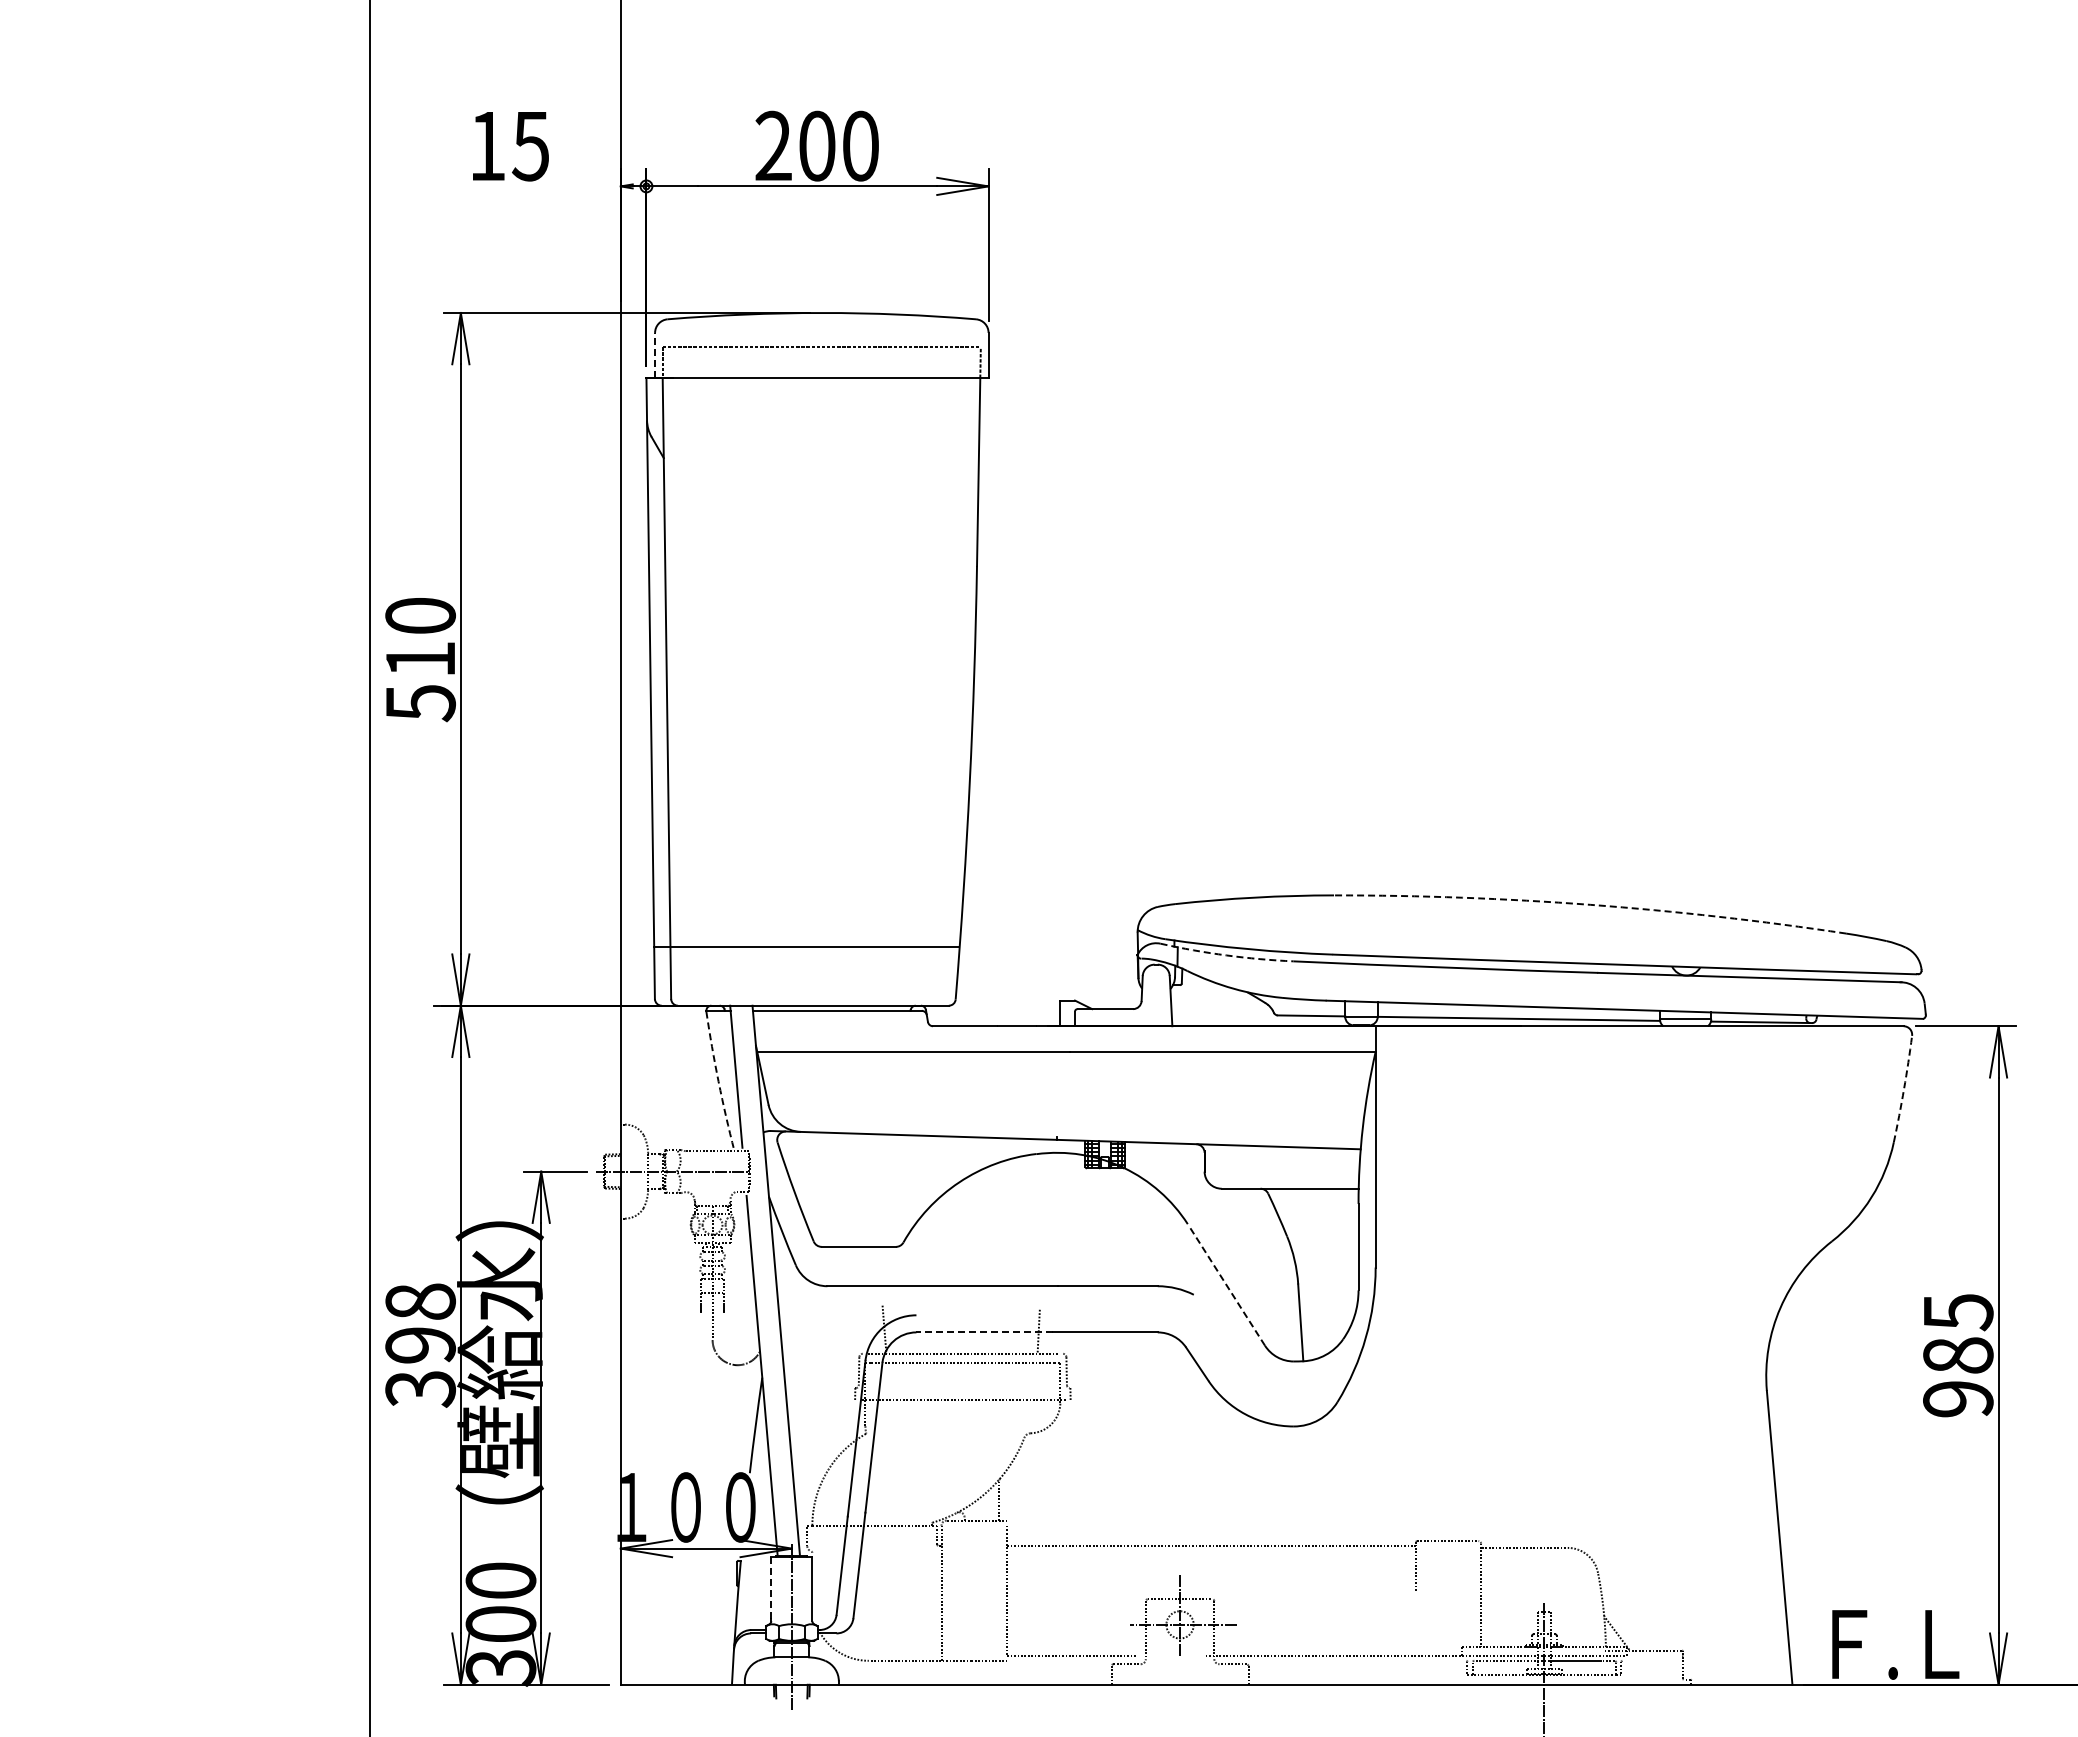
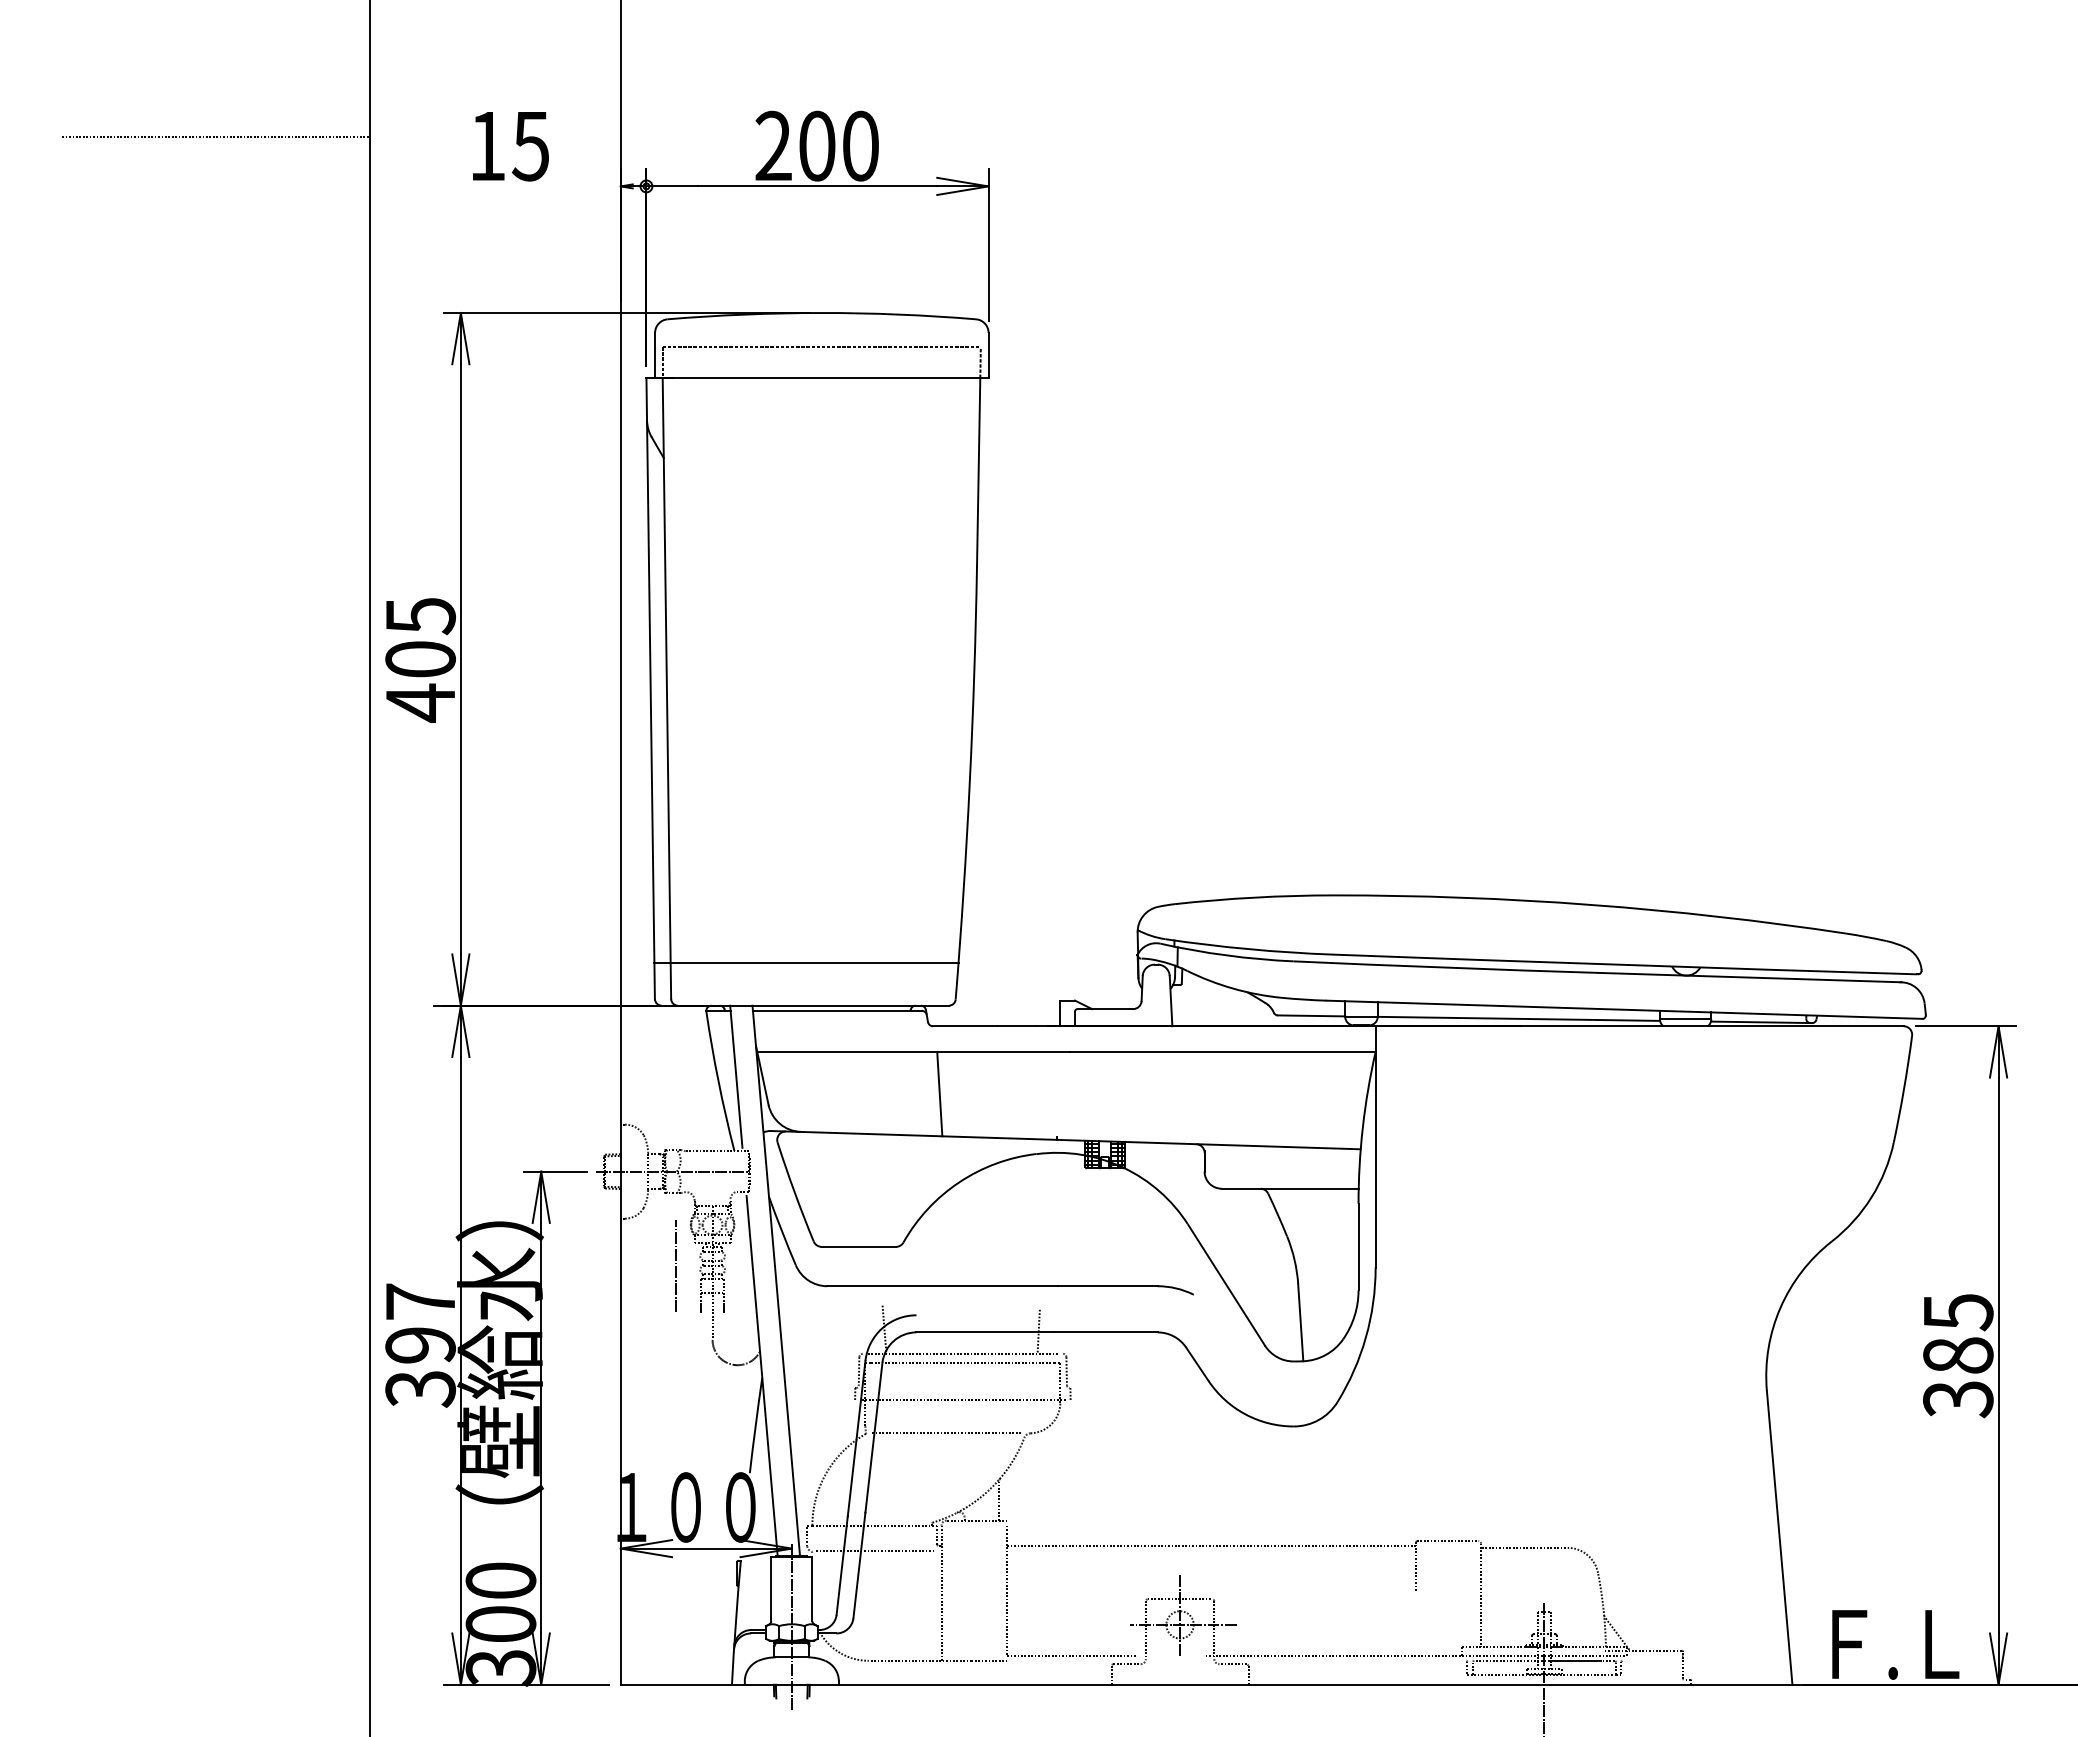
line: none -> present (216, 136)
line: dashed -> solid (655, 355)
text: 510 -> 405 (420, 660)
arc: dashed -> solid (1590, 904)
line position: (806, 946) -> (806, 962) (806, 962)
arc: dashed -> solid (1226, 955)
arc: dashed -> solid (718, 1081)
arc: dashed -> solid (1904, 1089)
line: none -> present (939, 1093)
line: none -> present (675, 1266)
line: dashed -> solid (1226, 1284)
text: 398 -> 397 (420, 1301)
line: dashed -> solid (984, 1332)
text: 985 -> 385 (1958, 1399)
line: none -> present (945, 1433)
line: none -> present (874, 1551)
line: dashed -> solid (771, 1588)
